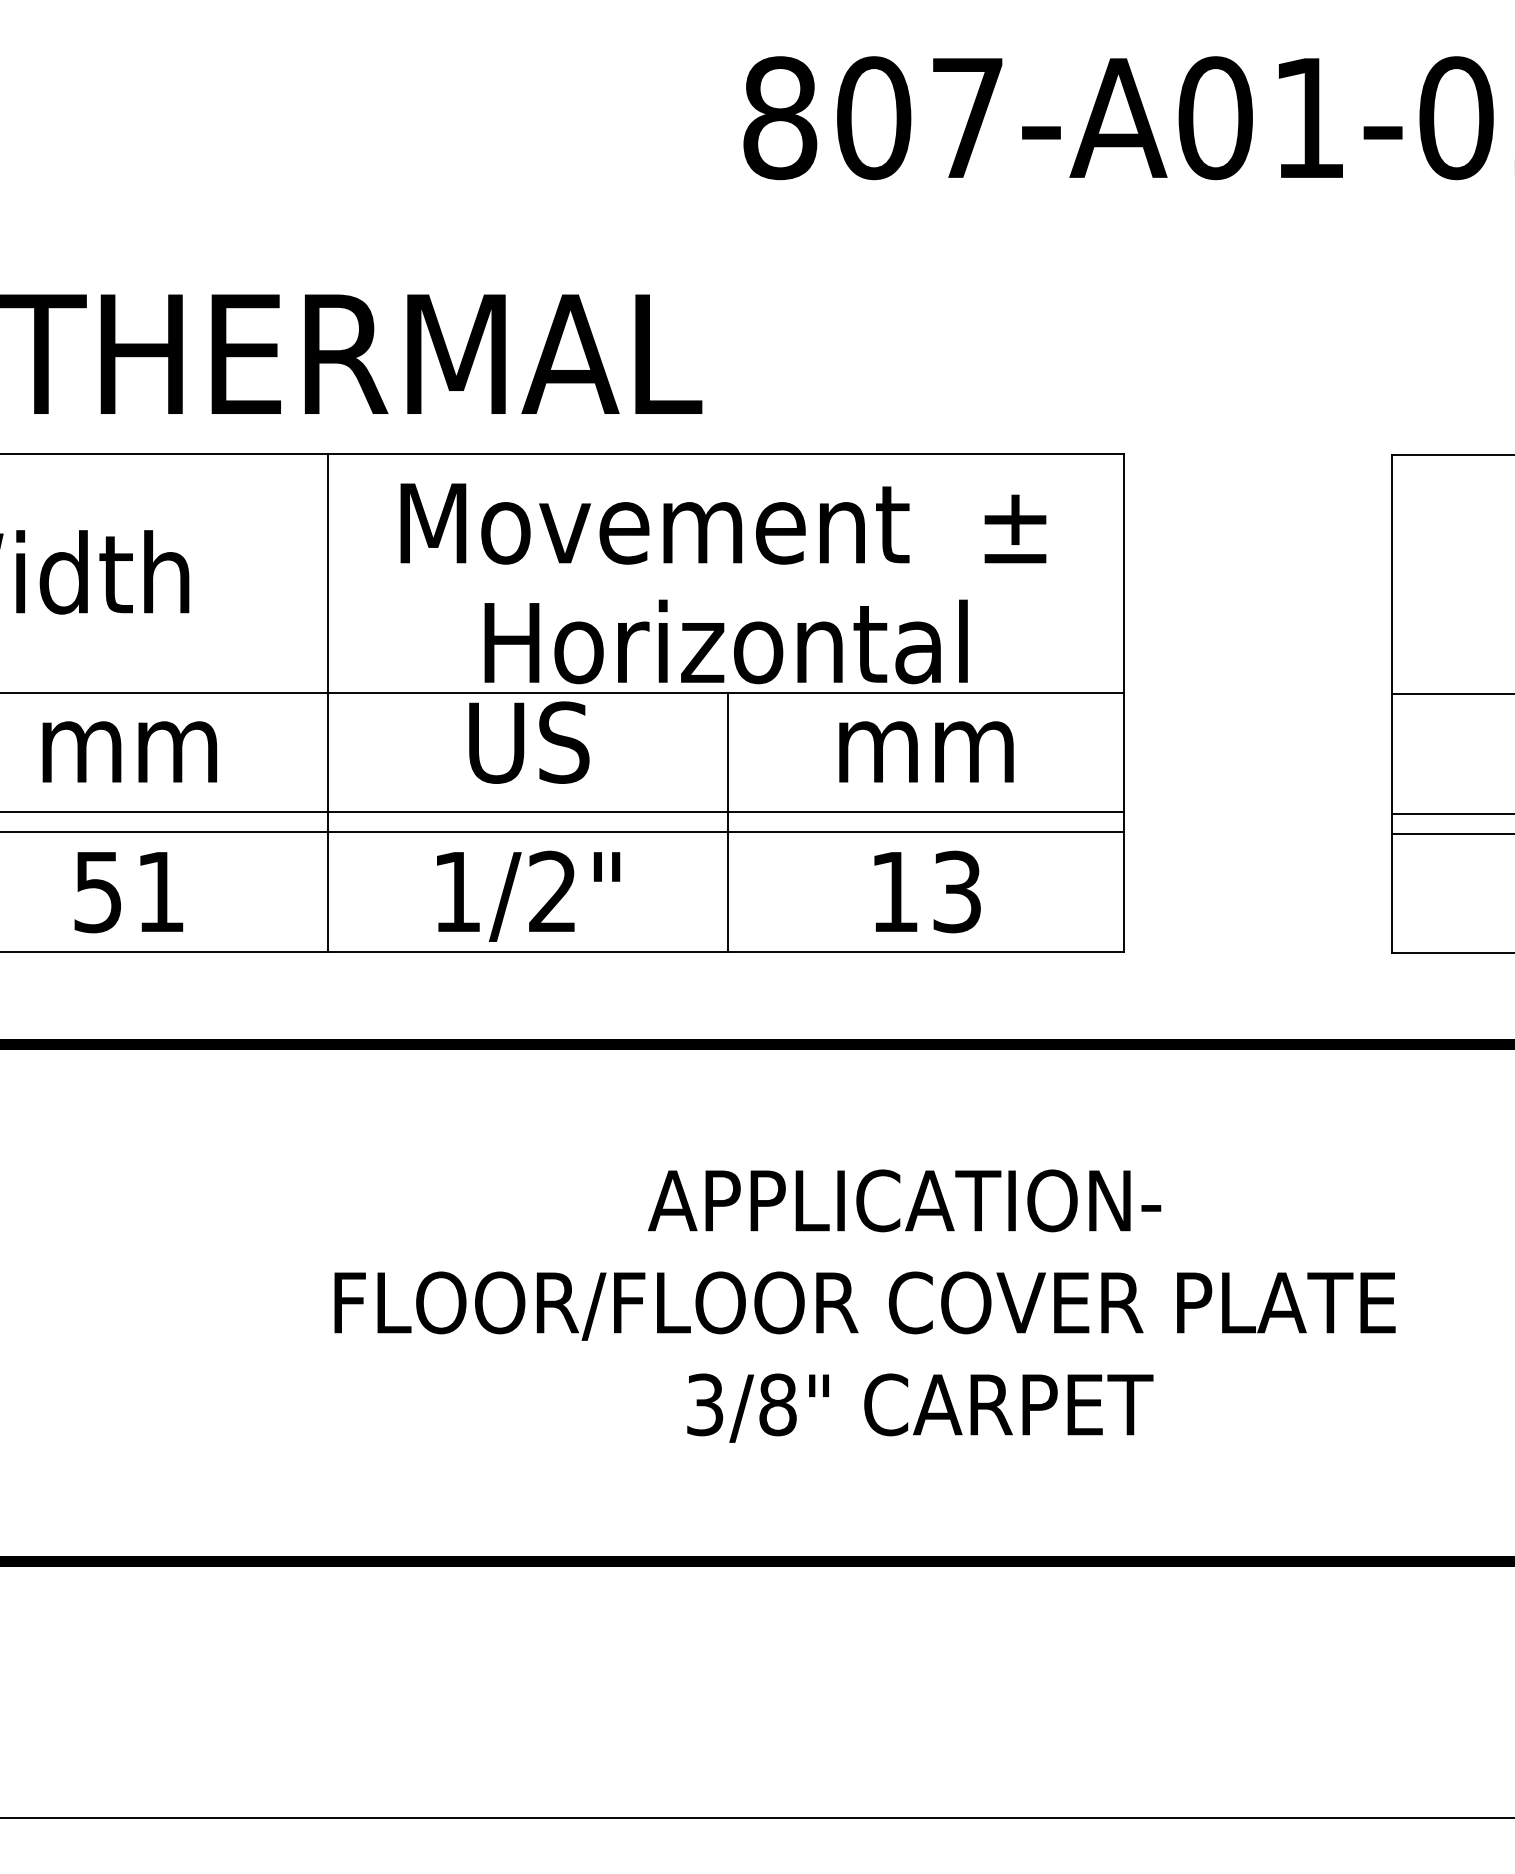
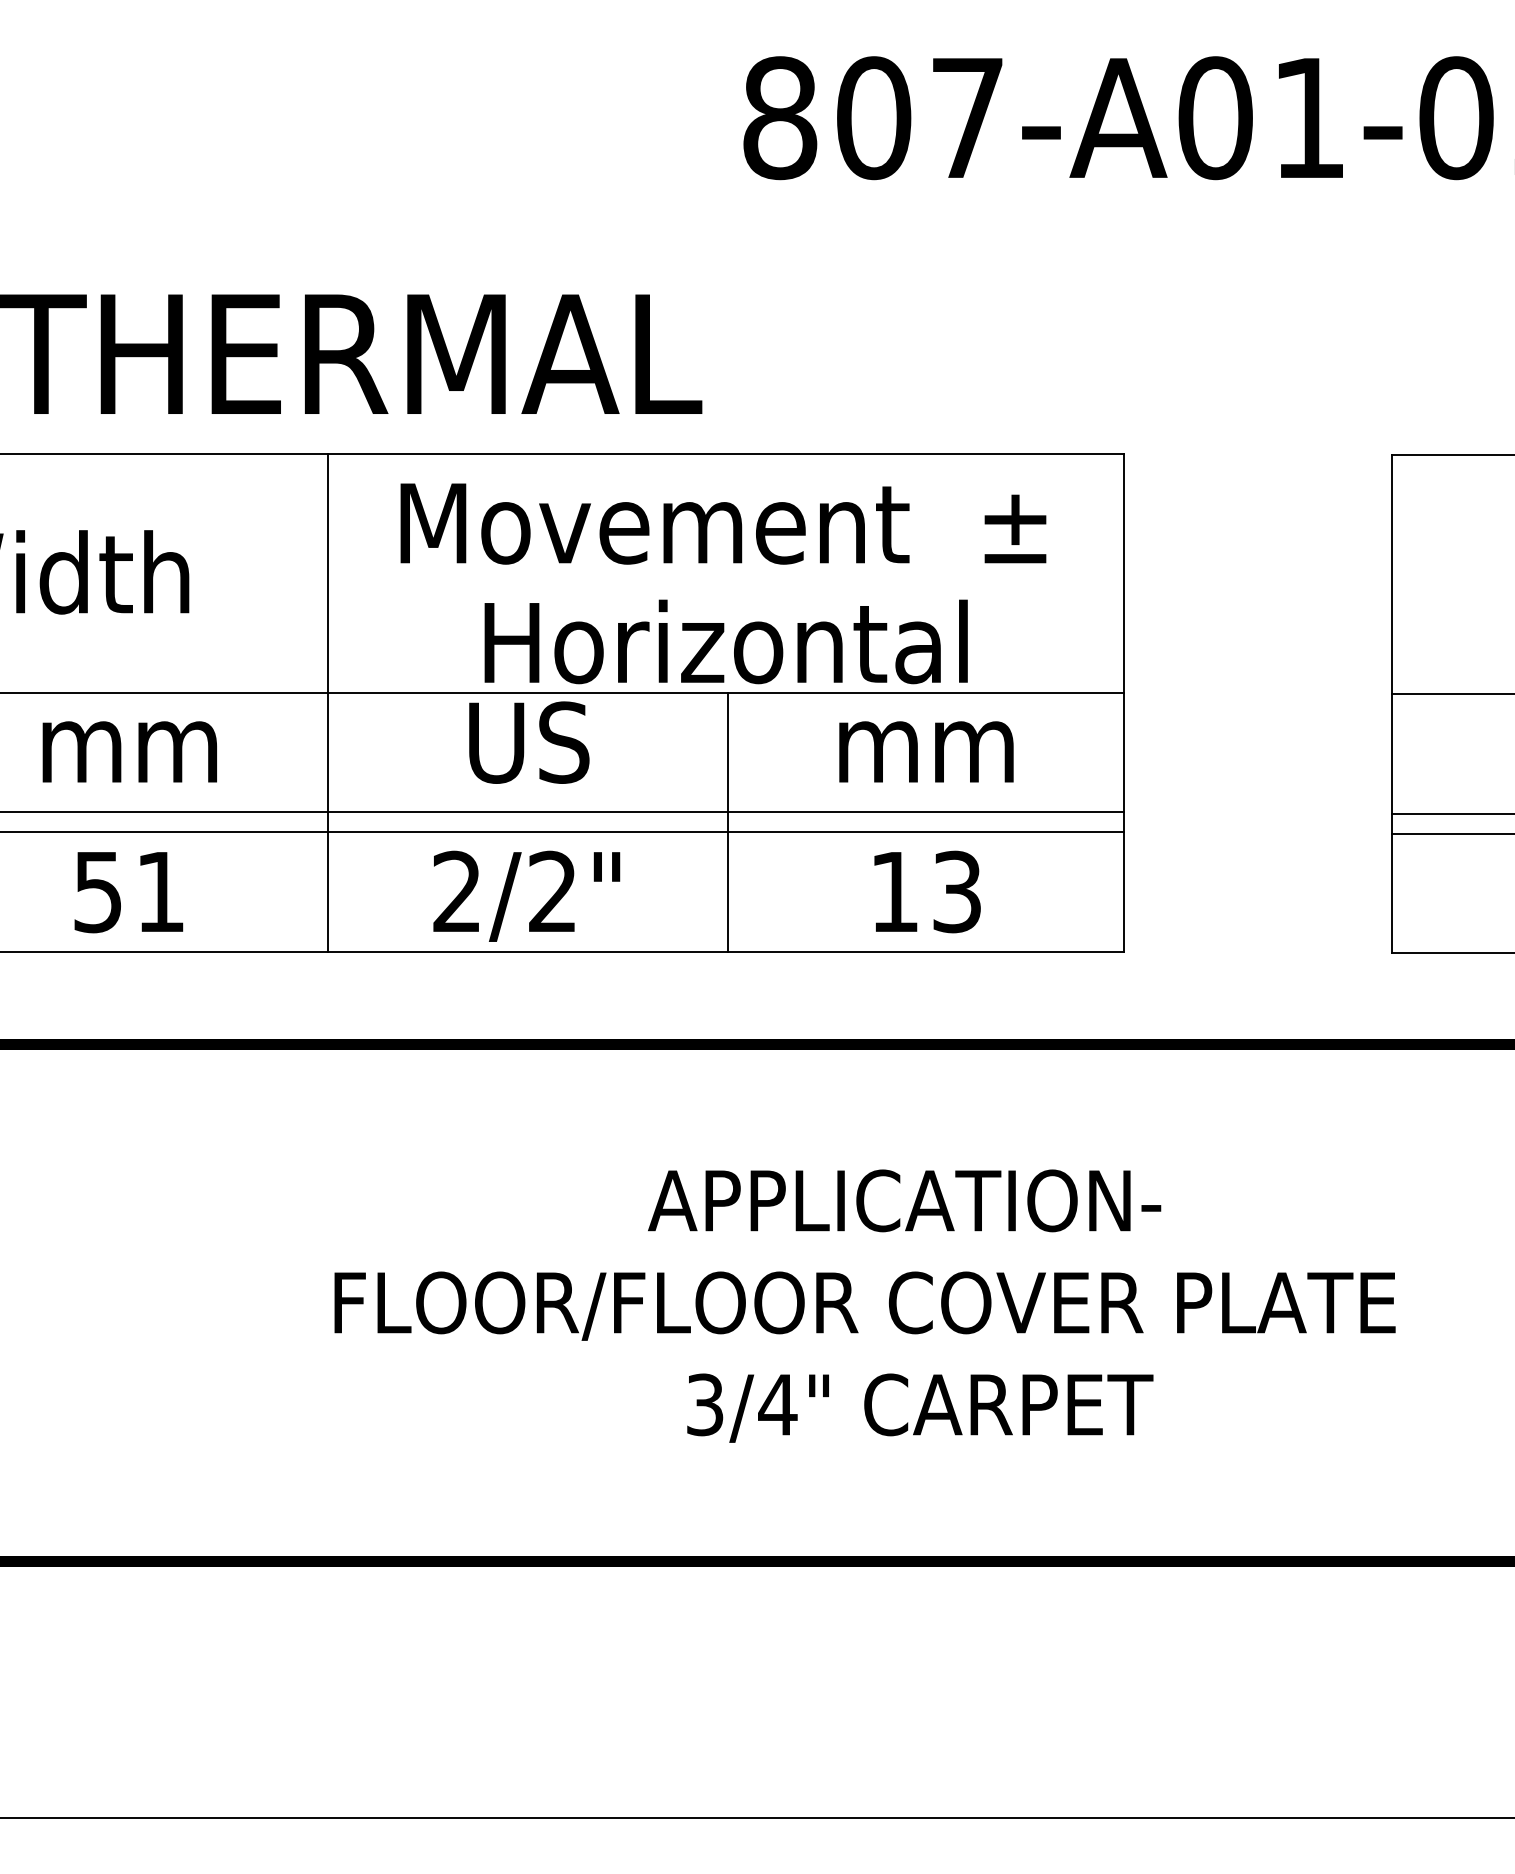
text: 1/2" -> 2/2" (456, 890)
text: 3/8" -> 3/4" (777, 1404)
